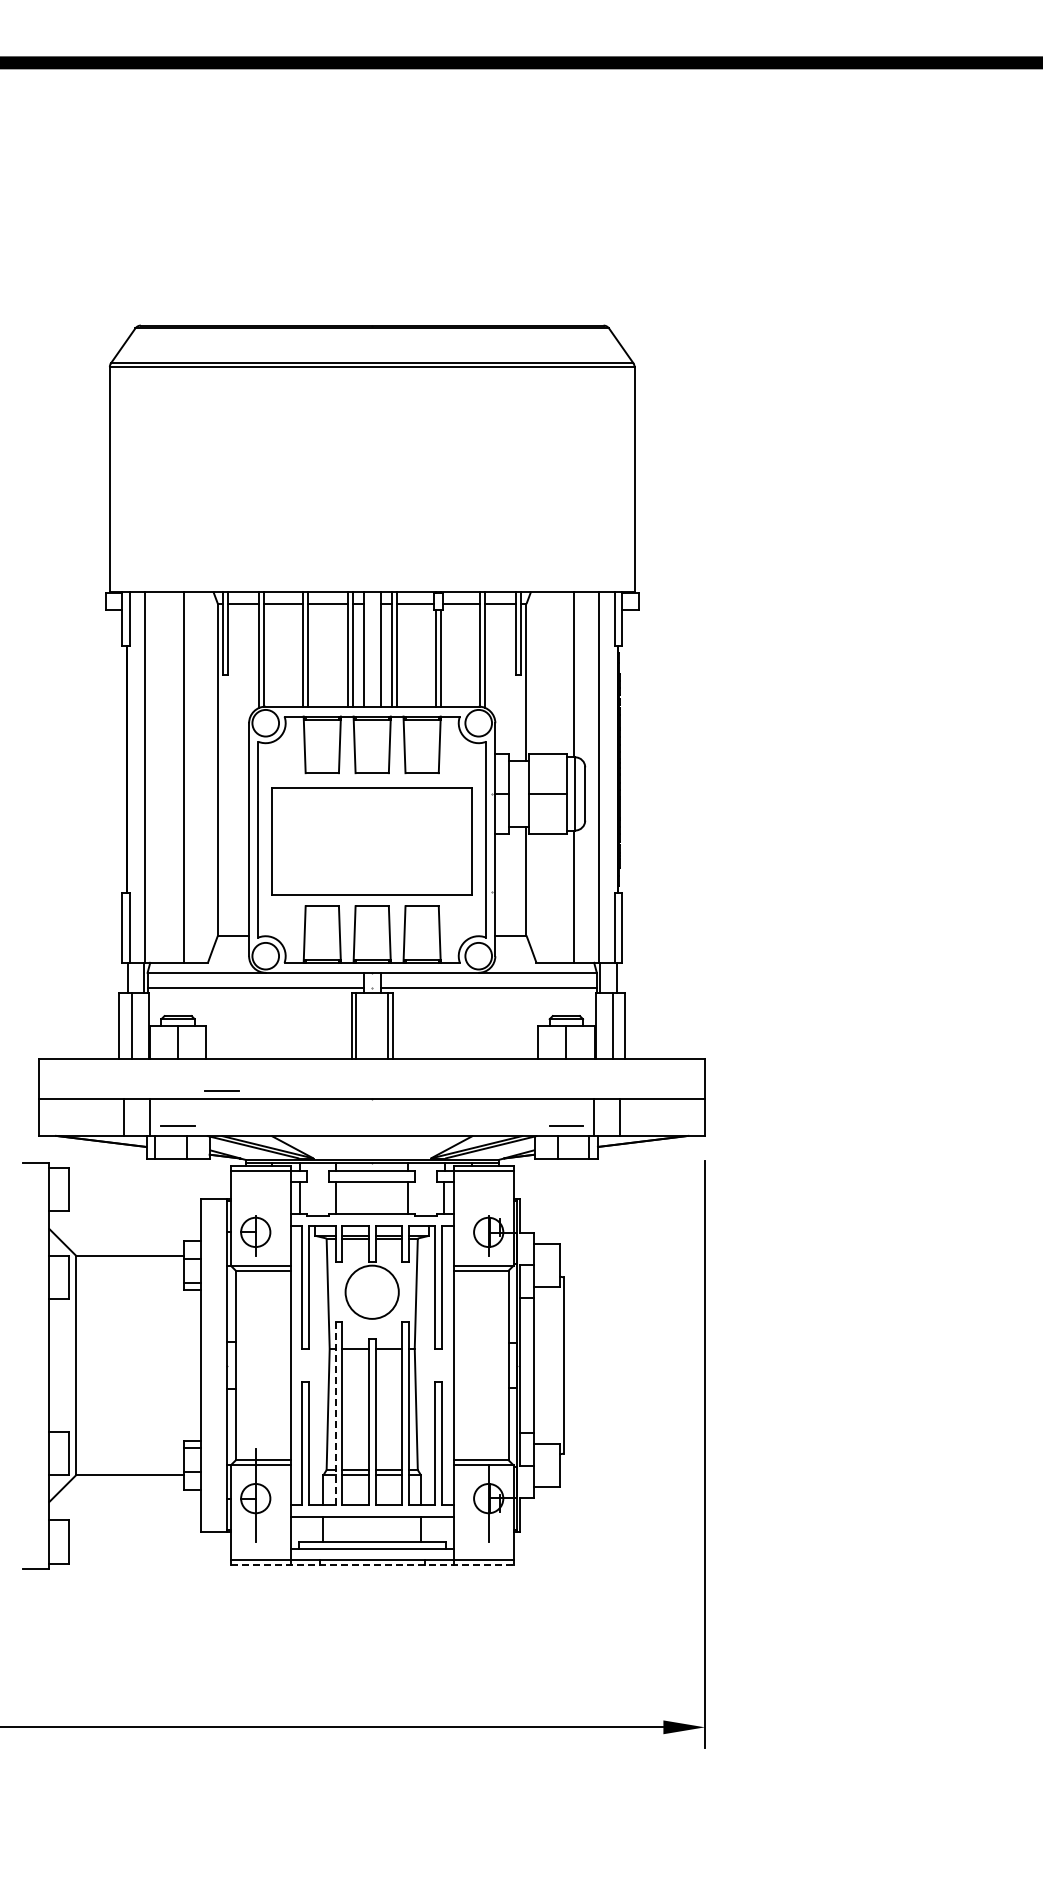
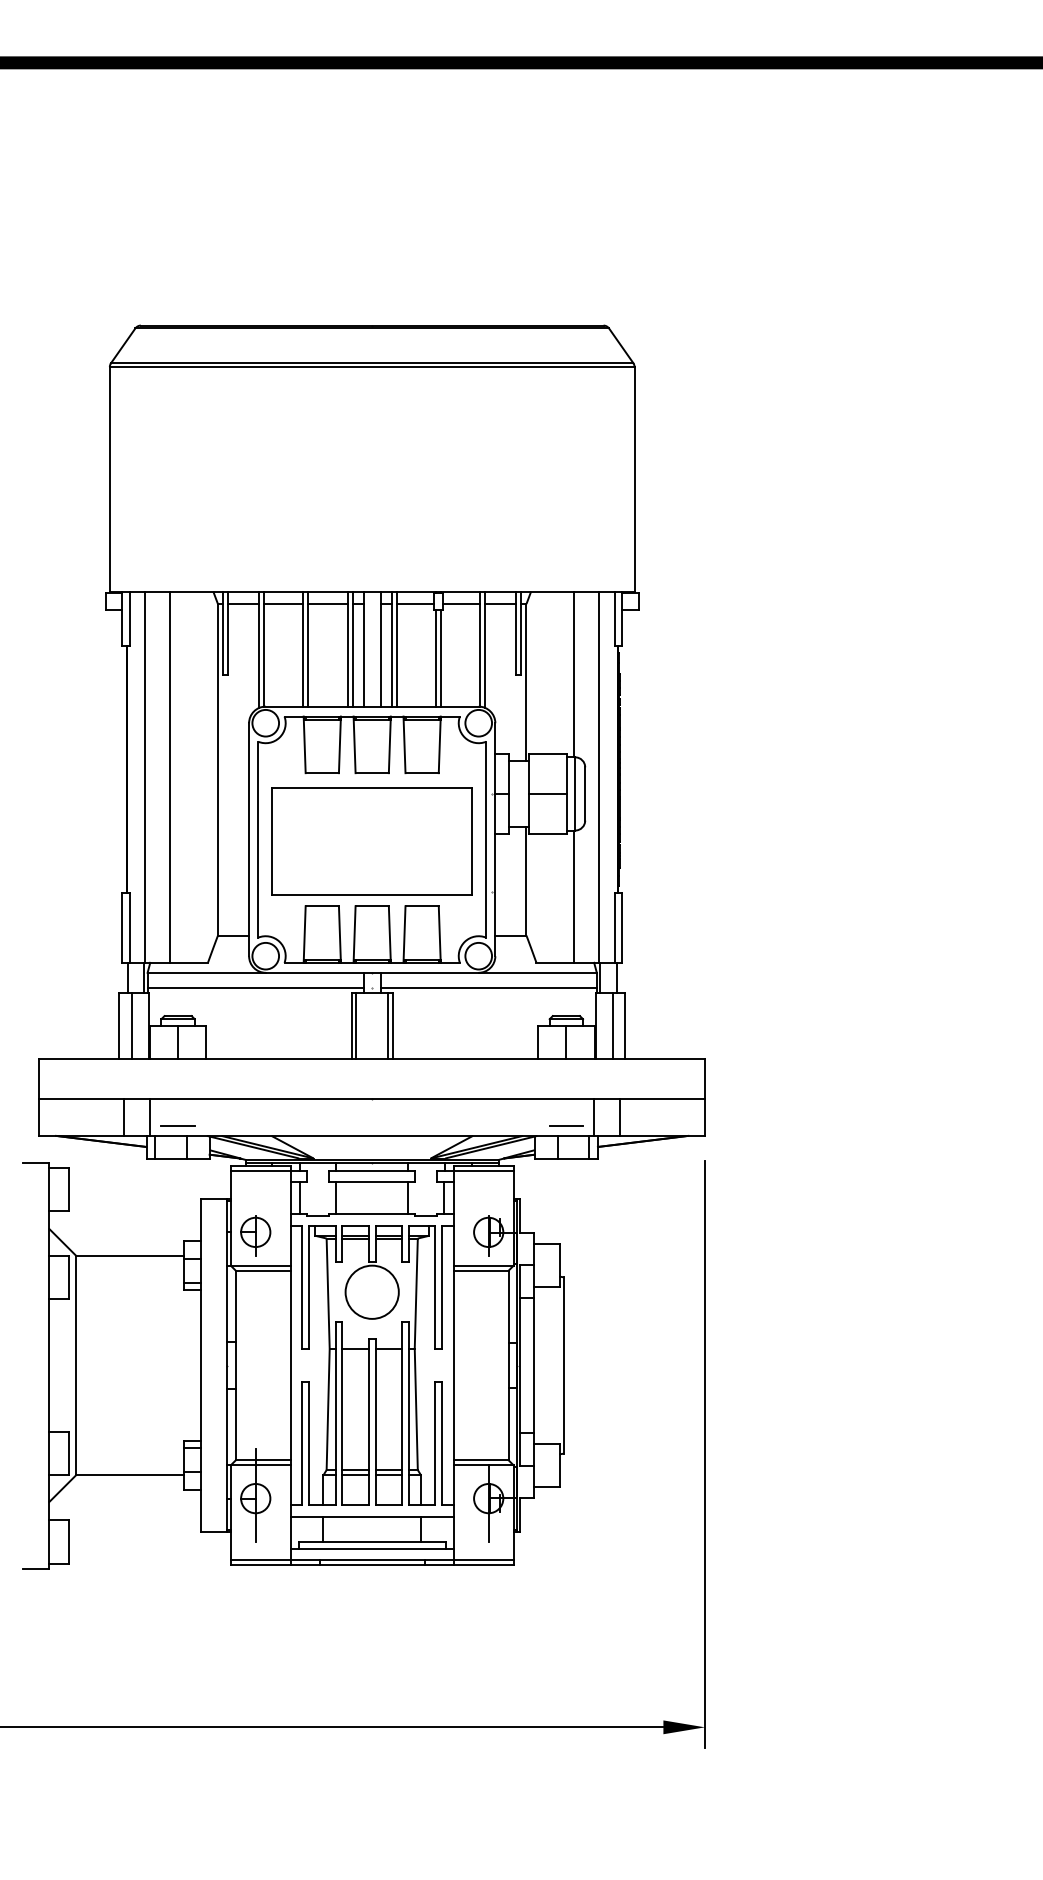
line position: (184, 776) -> (170, 776) (170, 776)
line: present -> none (221, 1090)
line: dashed -> solid (335, 1413)
line: dashed -> solid (372, 1565)
